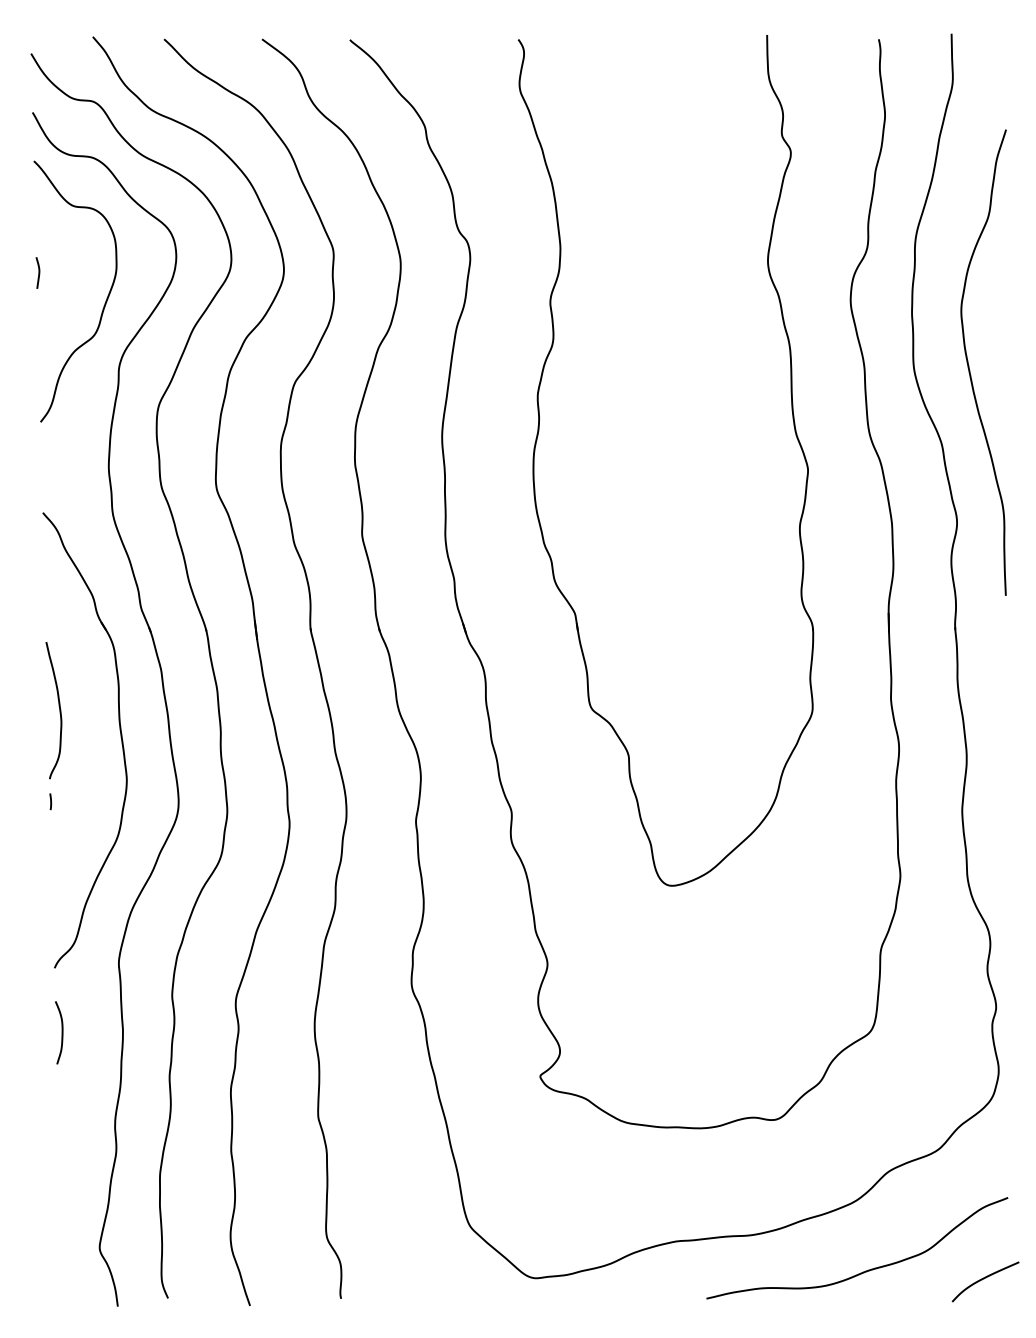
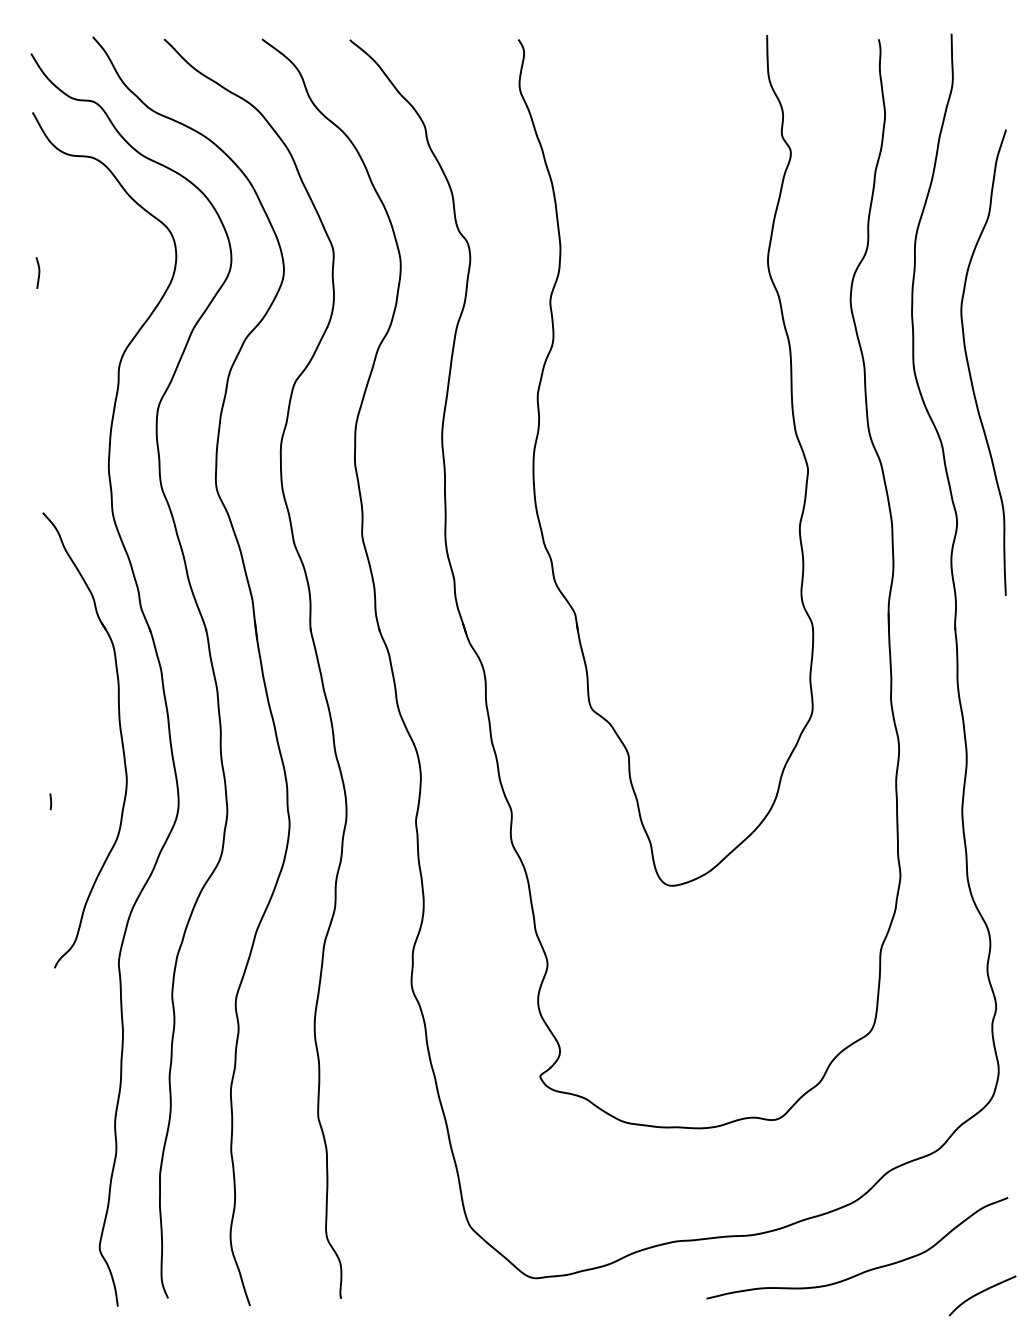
curve: present -> none (105, 300)
curve: present -> none (59, 710)
curve: present -> none (61, 1032)
curve position: (984, 1279) -> (981, 1293) (981, 1293)
